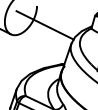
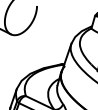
line: present -> none (44, 25)
